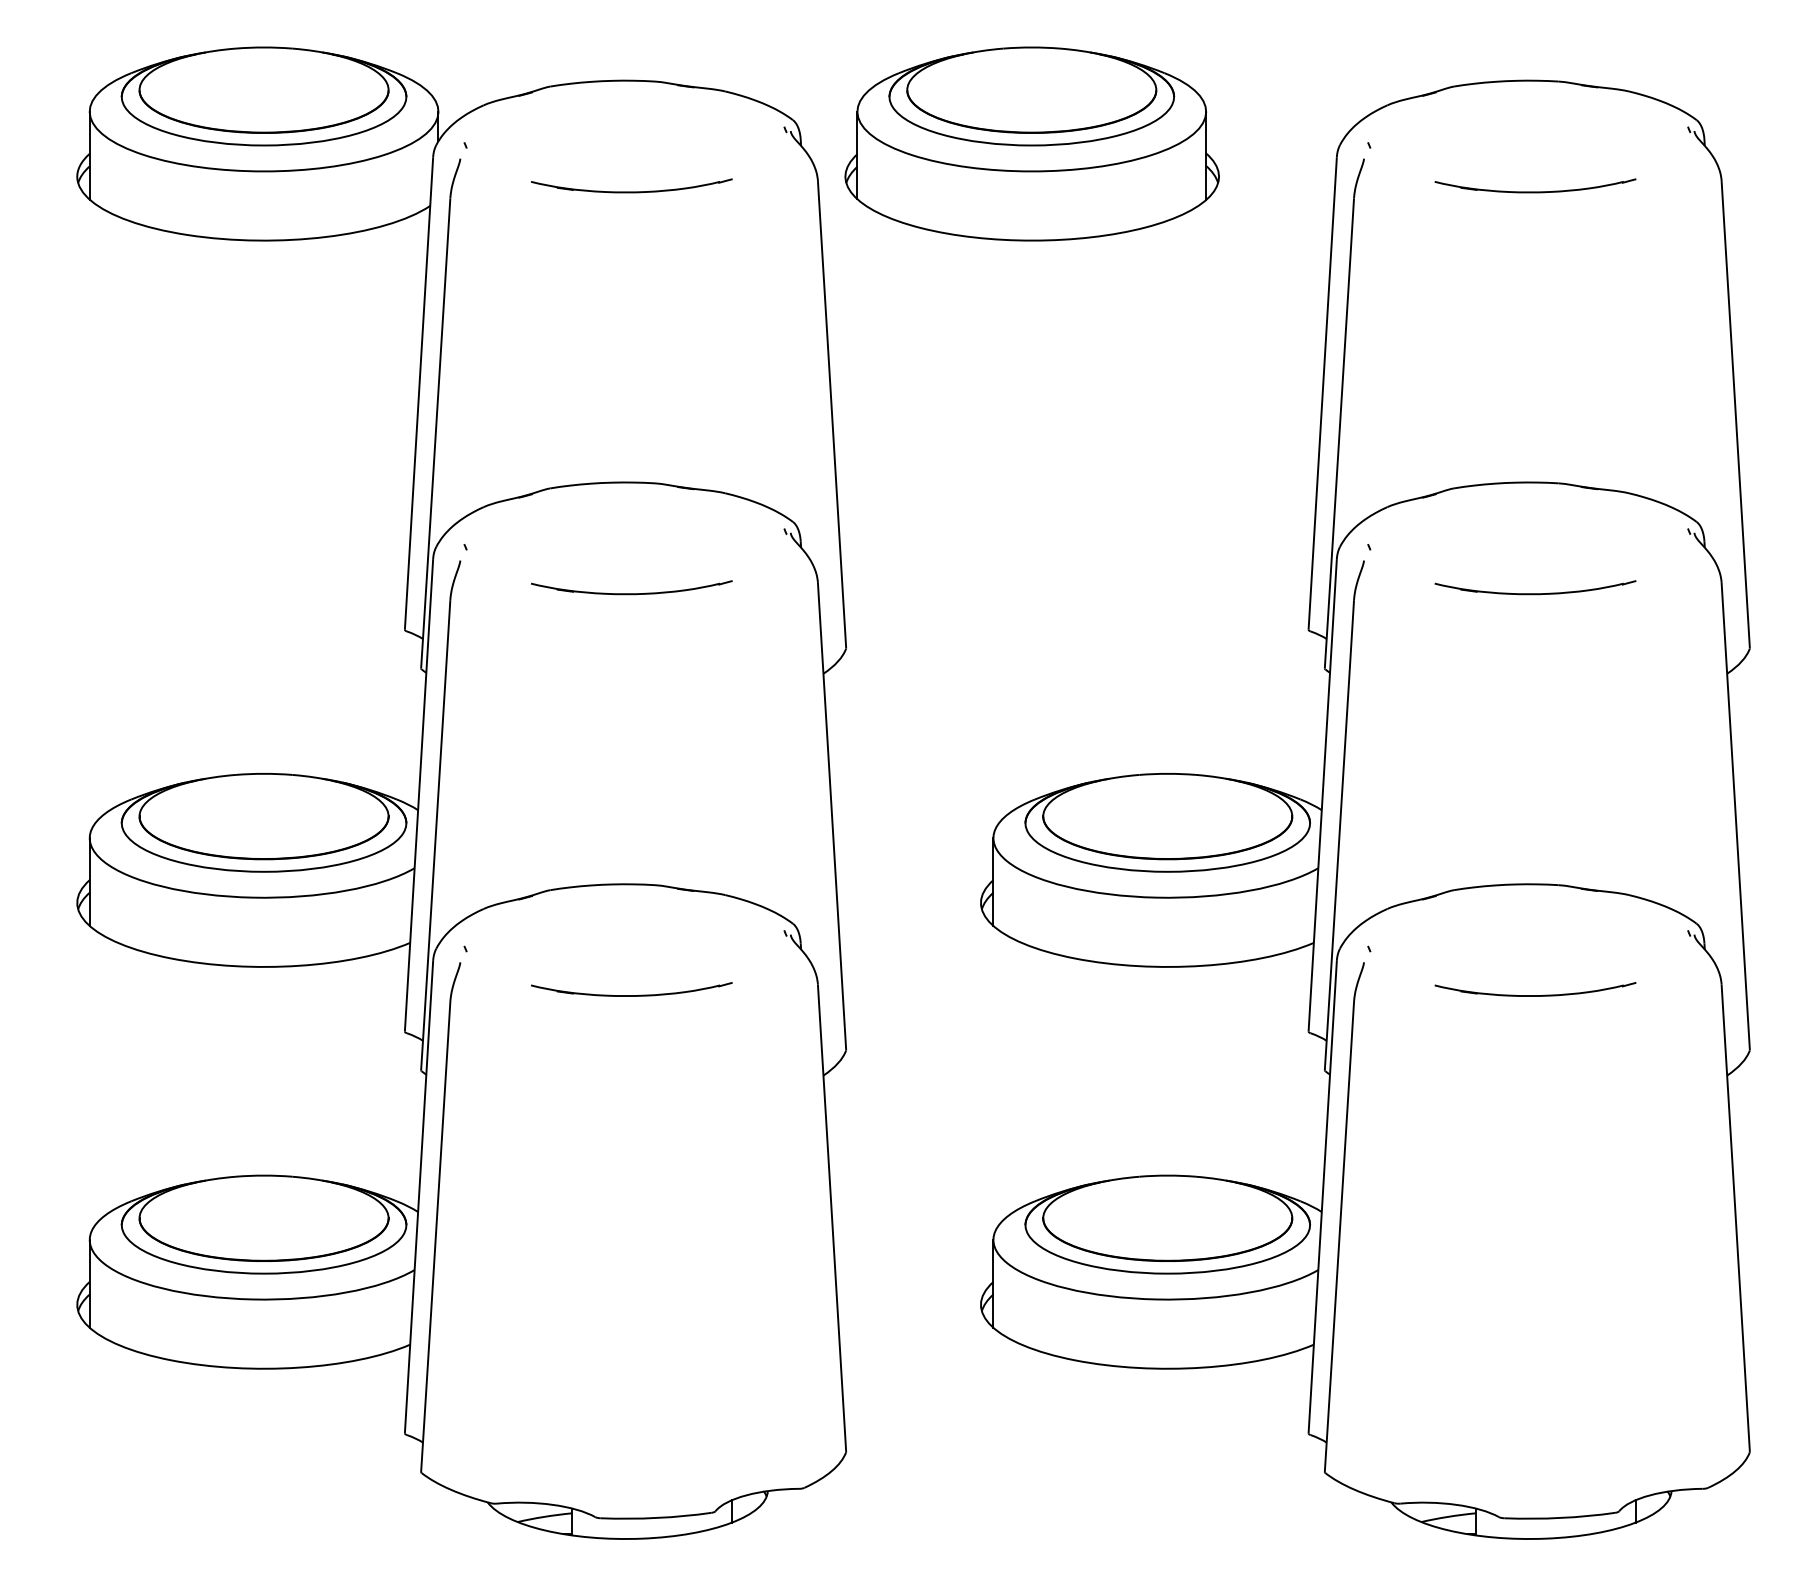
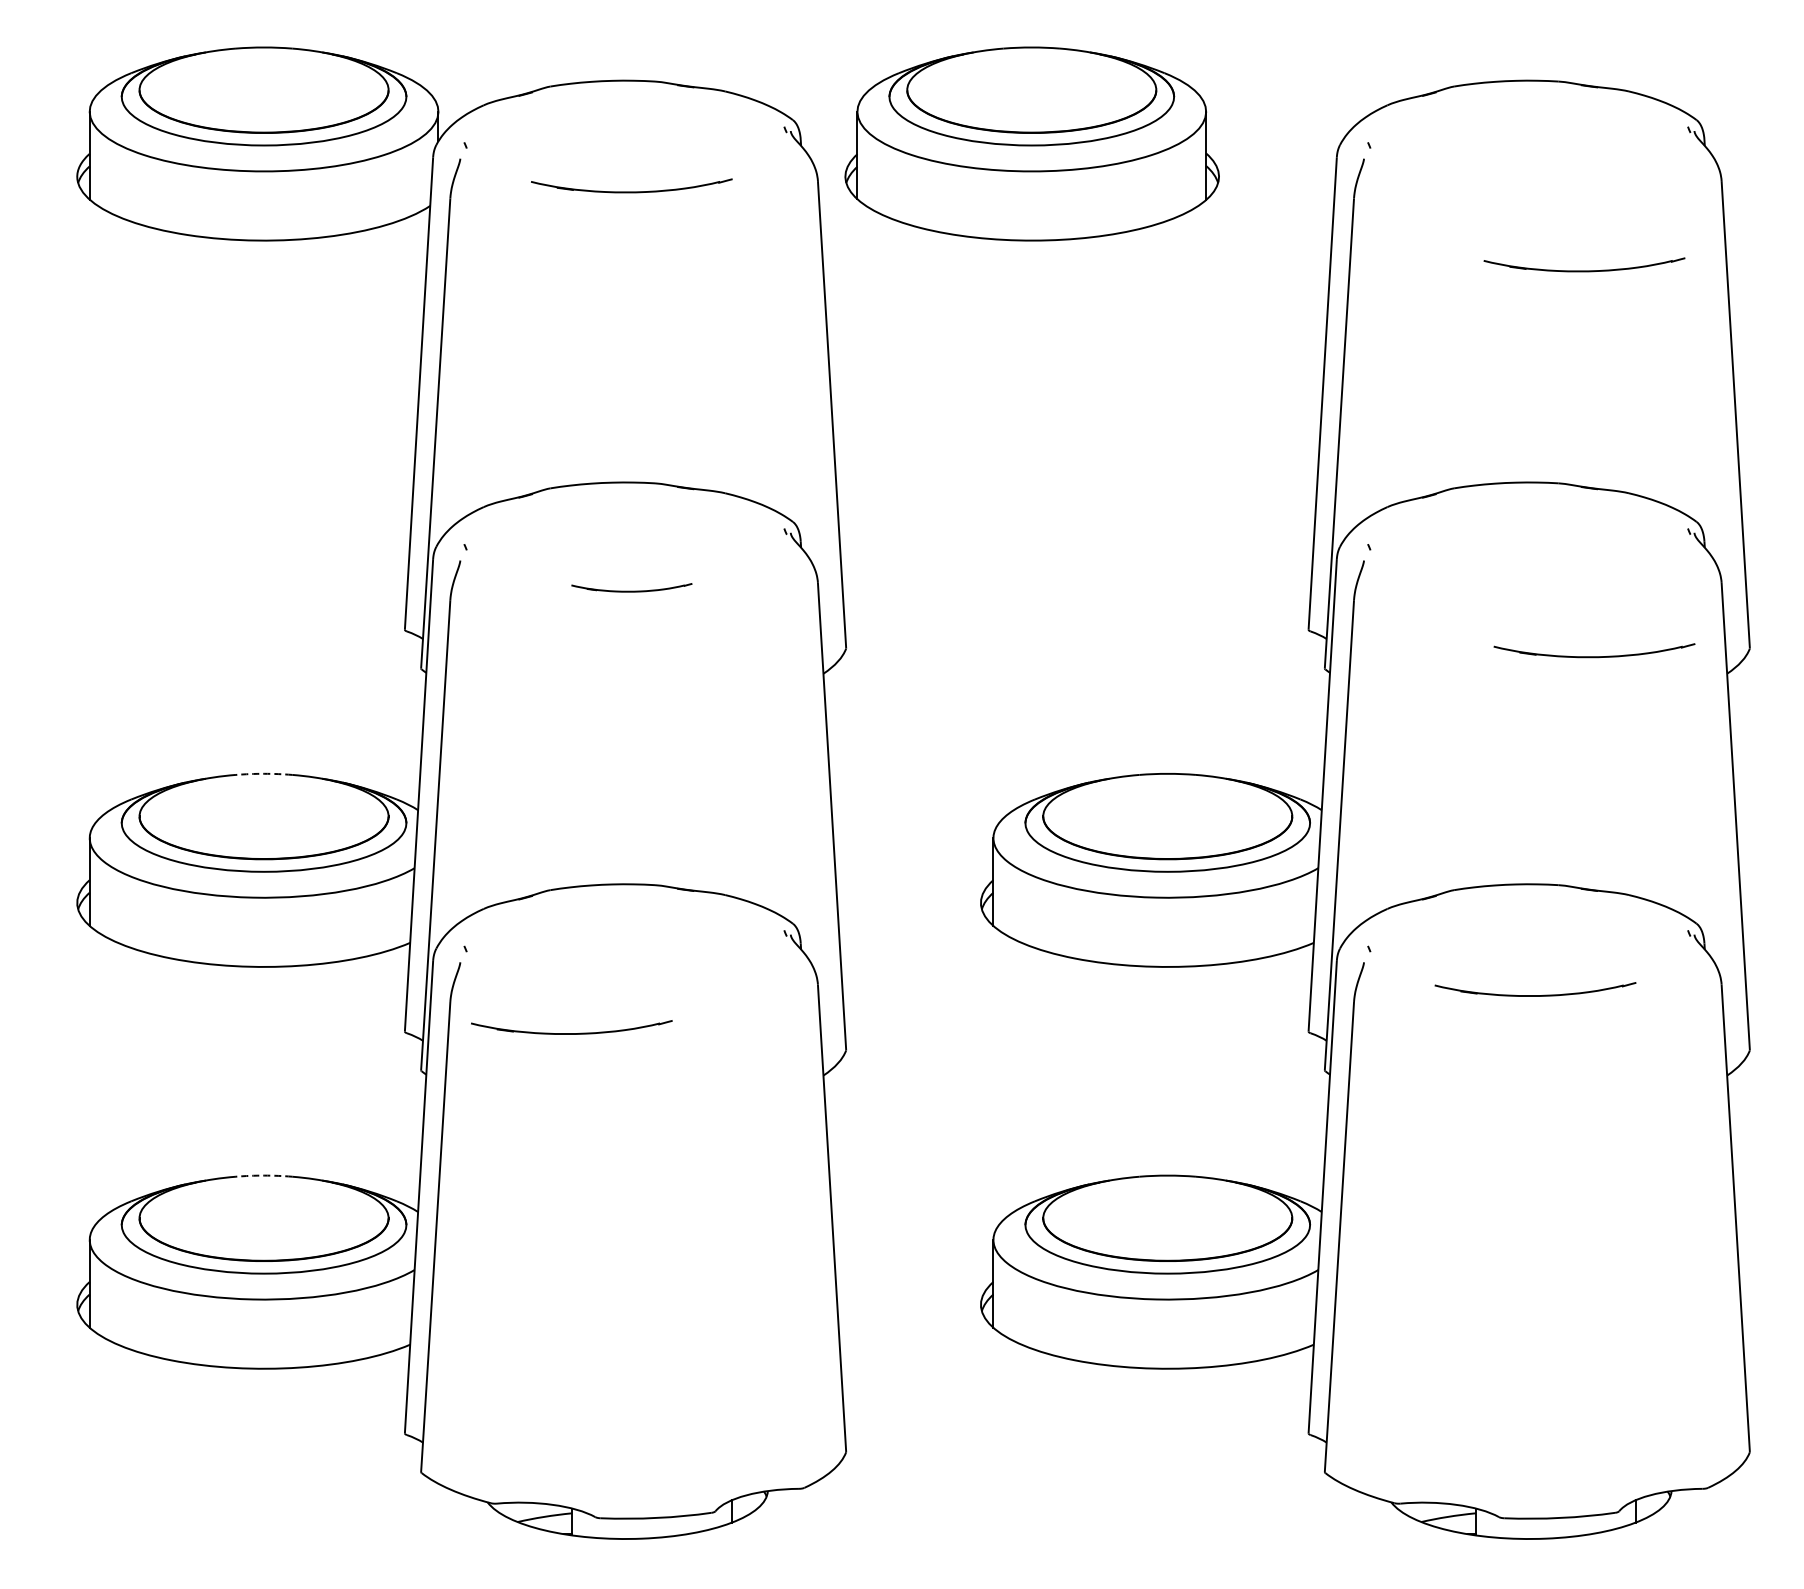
part position: (1535, 185) -> (1584, 264) (1584, 264)
part size: 202x16 px -> 122x10 px (631, 587)
part position: (1535, 587) -> (1594, 650) (1594, 650)
arc: solid -> dashed (264, 773)
part position: (631, 989) -> (571, 1027) (571, 1027)
arc: solid -> dashed (264, 1175)
